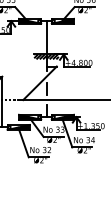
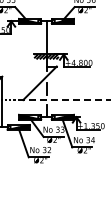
line: solid -> dashed (64, 100)
